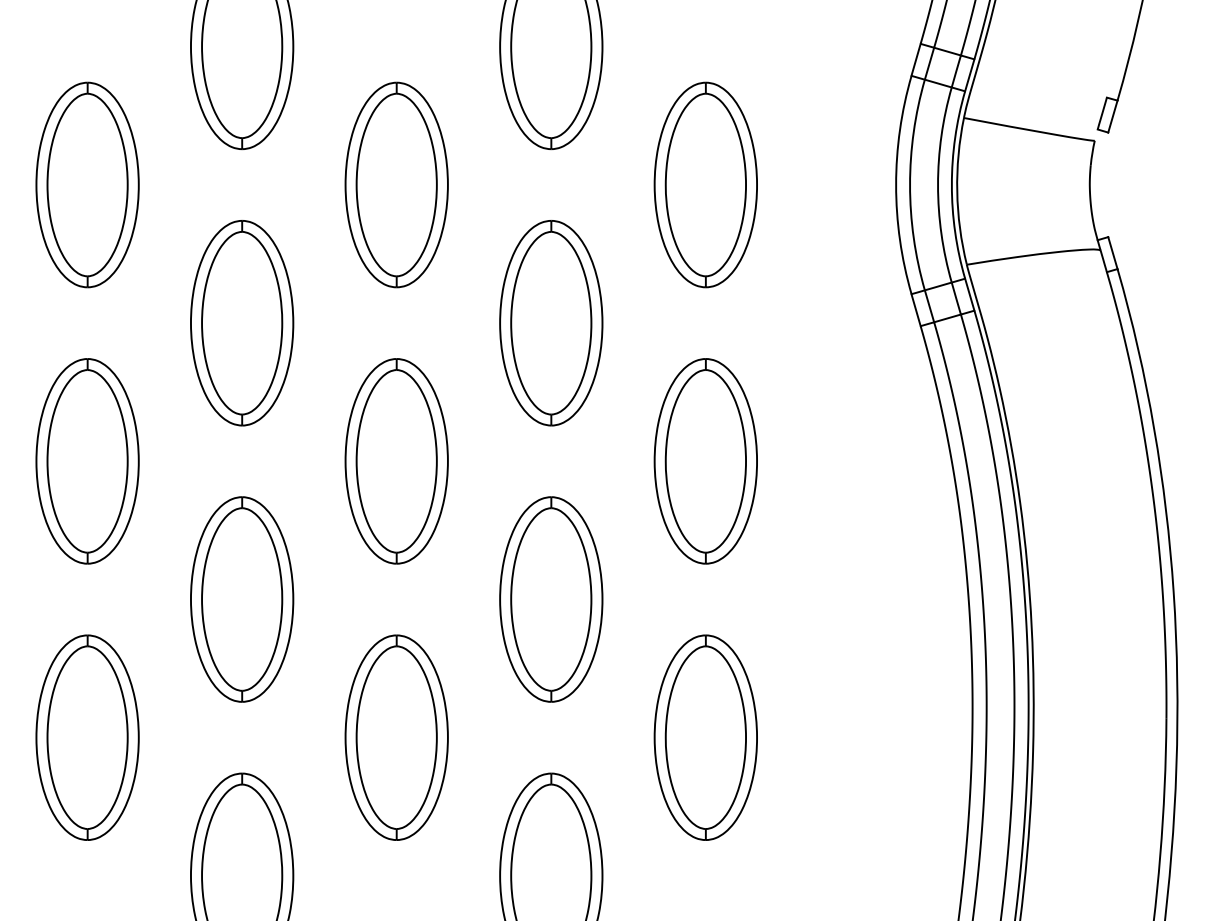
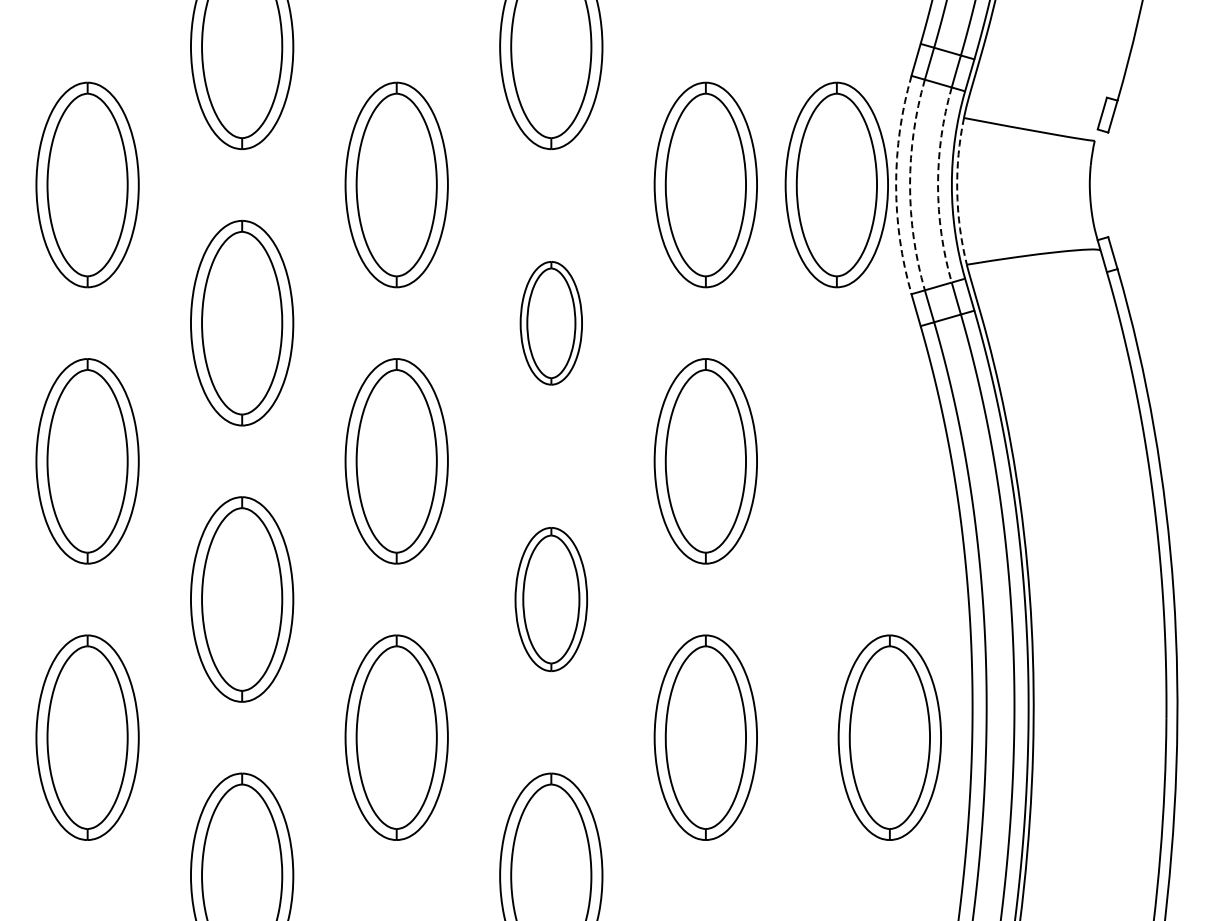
part: none -> present (836, 184)
arc: solid -> dashed (896, 185)
arc: solid -> dashed (910, 185)
arc: solid -> dashed (938, 185)
arc: solid -> dashed (957, 191)
part size: 105x207 px -> 64x125 px (550, 323)
part size: 105x207 px -> 75x146 px (551, 599)
part: none -> present (889, 737)
